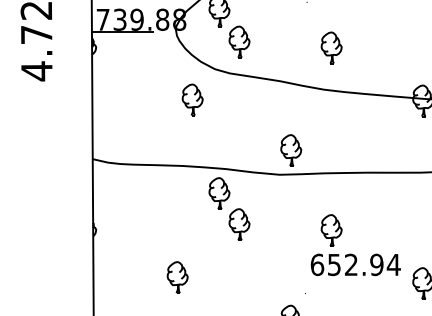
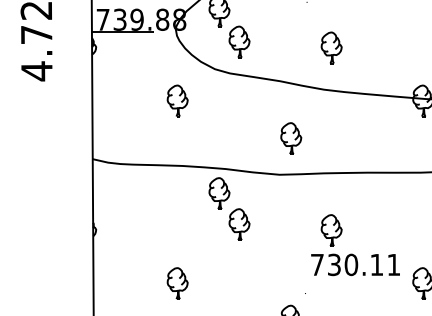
part position: (192, 99) -> (177, 100) (177, 100)
part position: (291, 150) -> (291, 138) (291, 138)
text: 652.94 -> 730.11 (355, 264)
part position: (177, 277) -> (177, 283) (177, 283)
